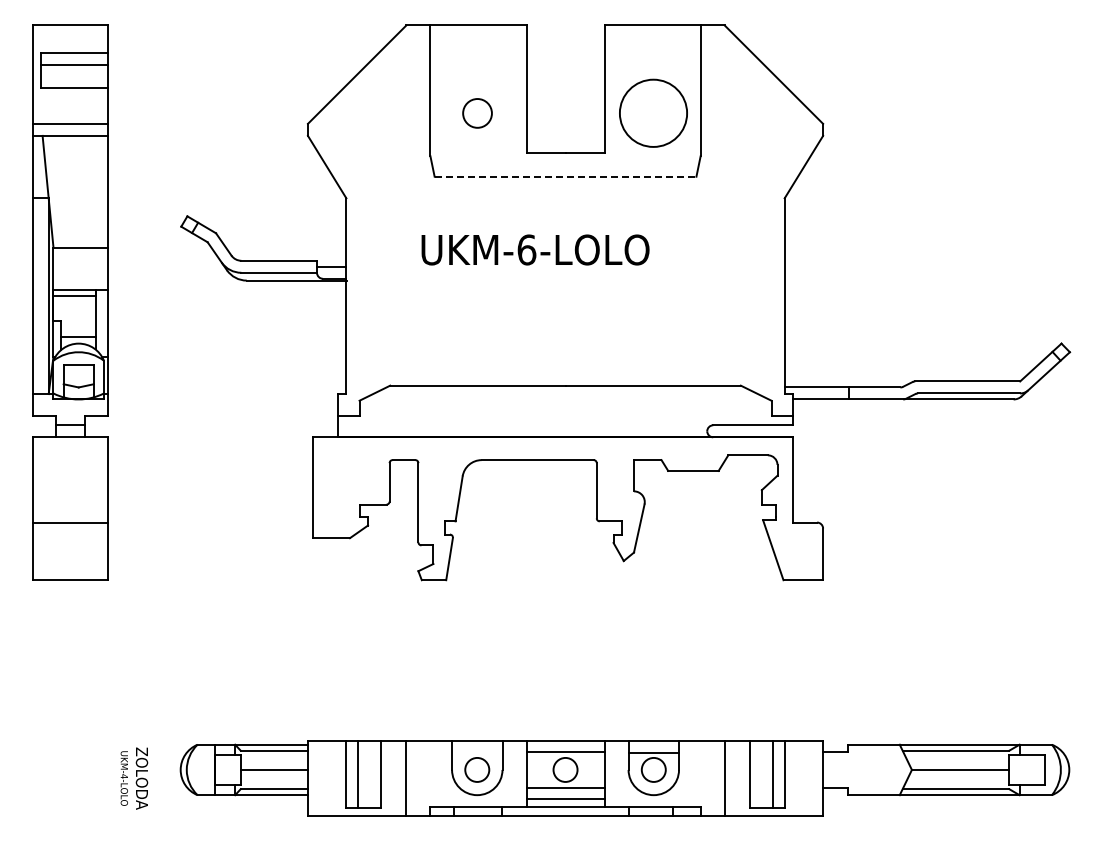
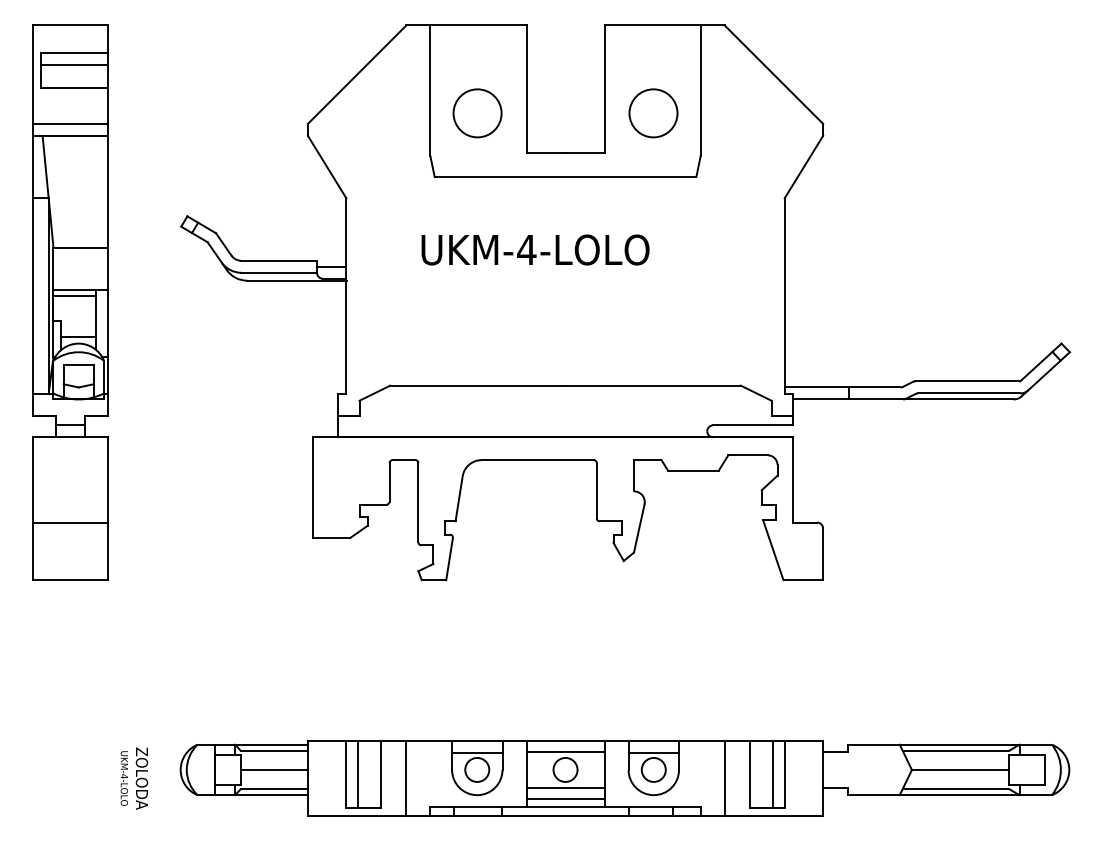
circle size: 69x70 px -> 51x51 px (653, 113)
circle size: 31x31 px -> 51x51 px (477, 113)
line: dashed -> solid (565, 176)
text: UKM-6-LOLO -> UKM-4-LOLO (526, 249)
line: none -> present (477, 753)
